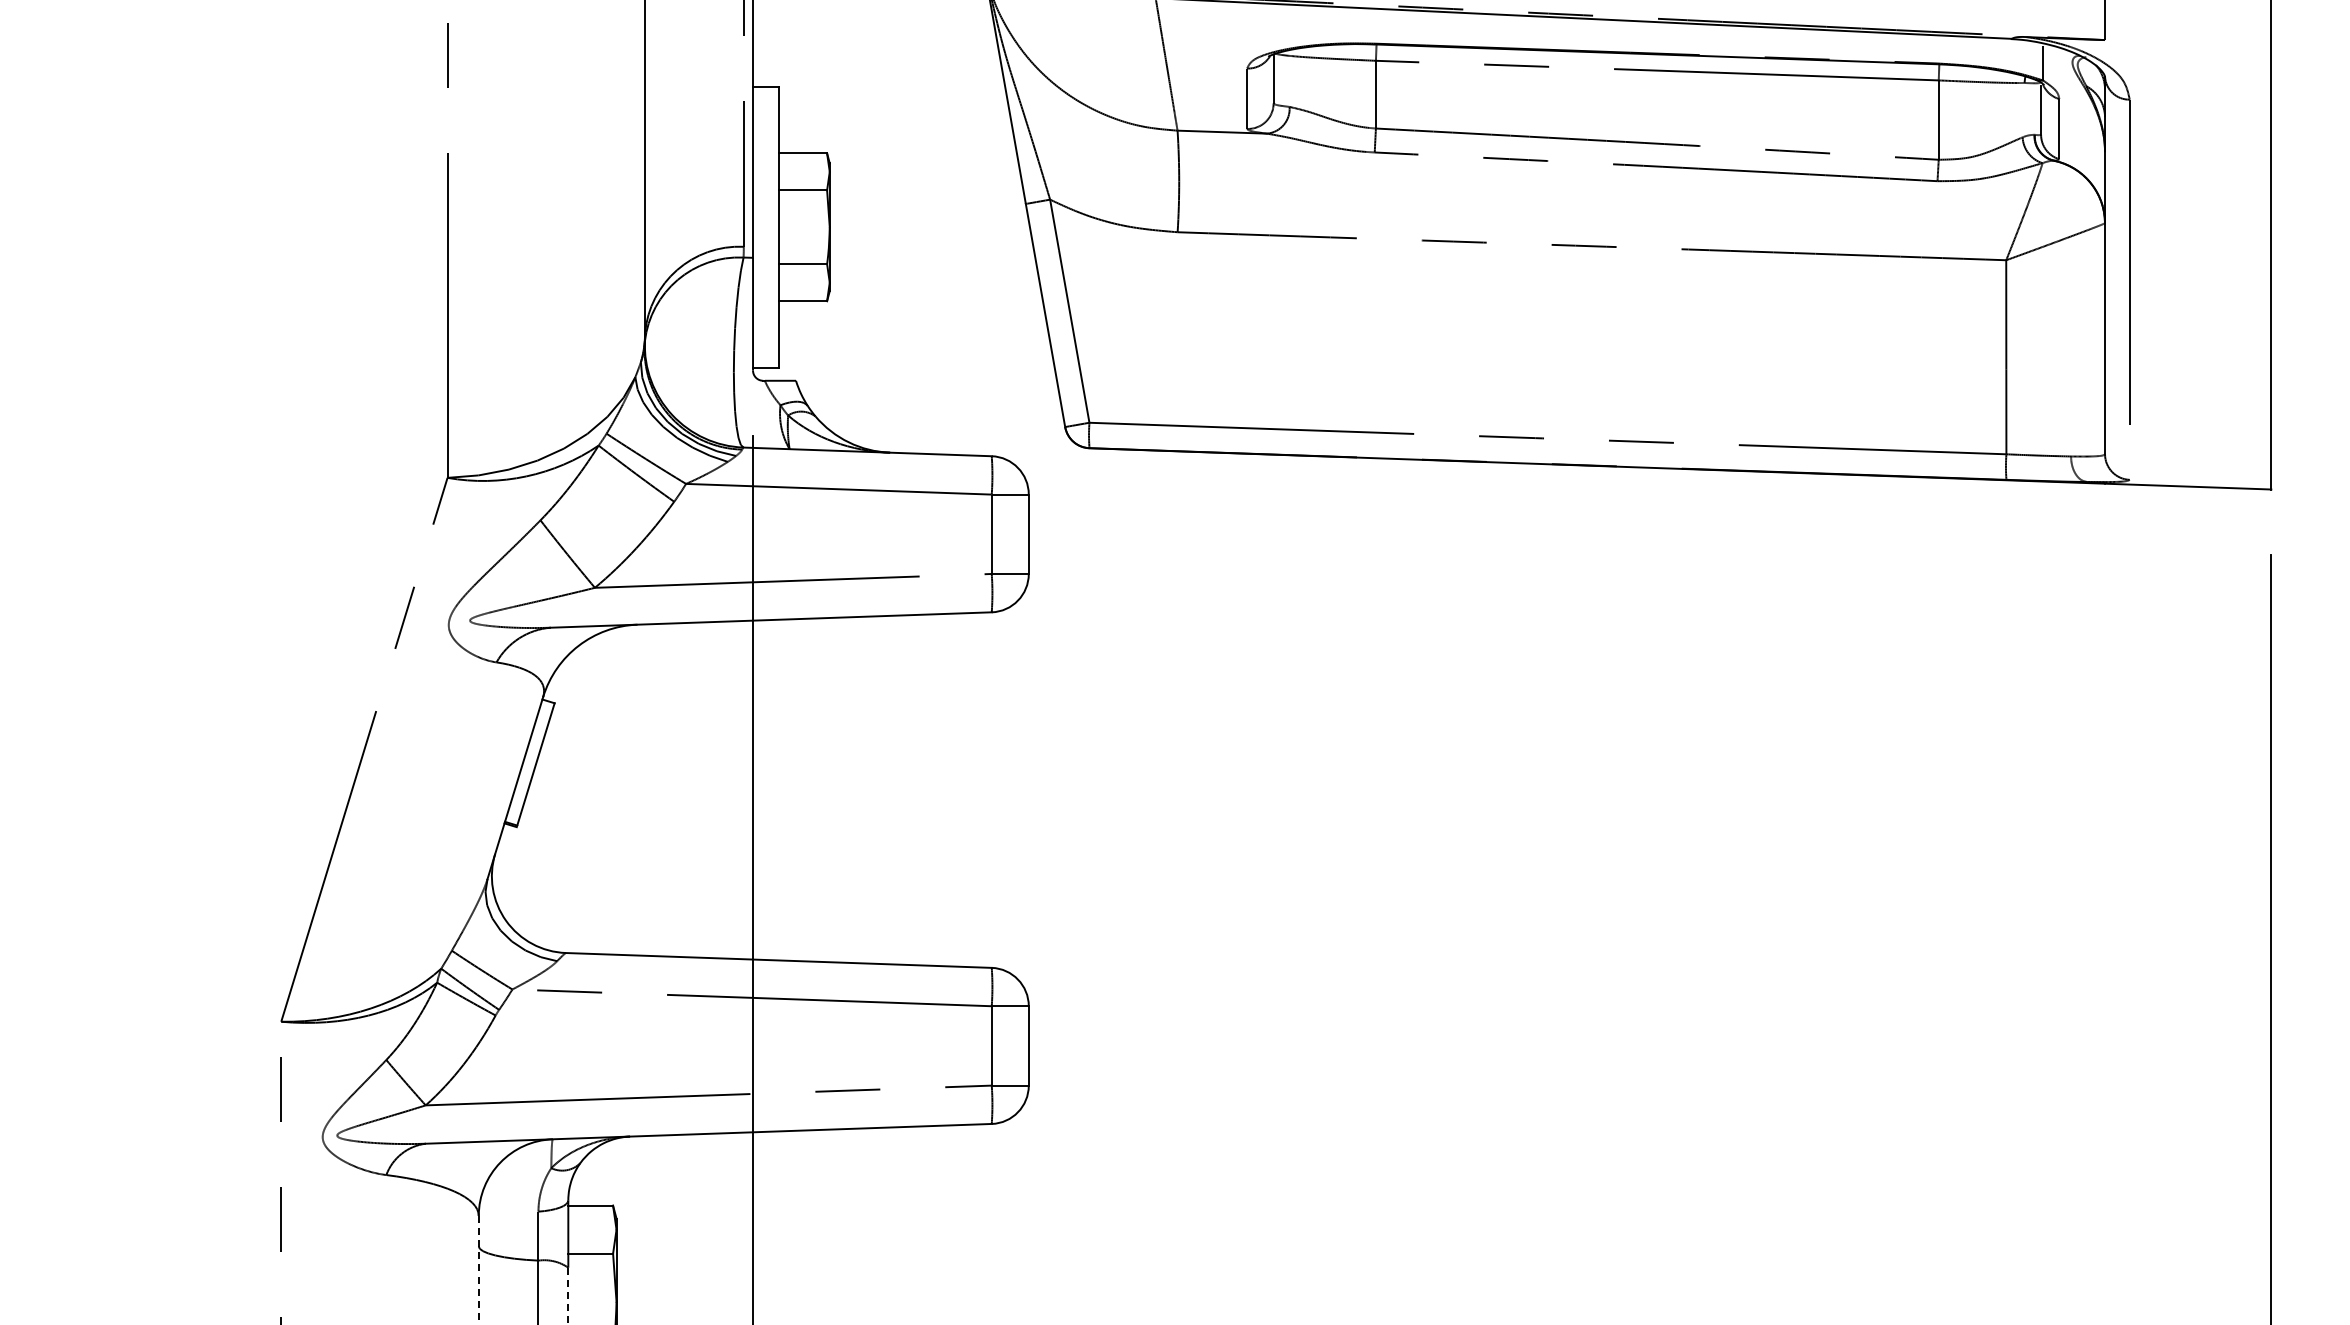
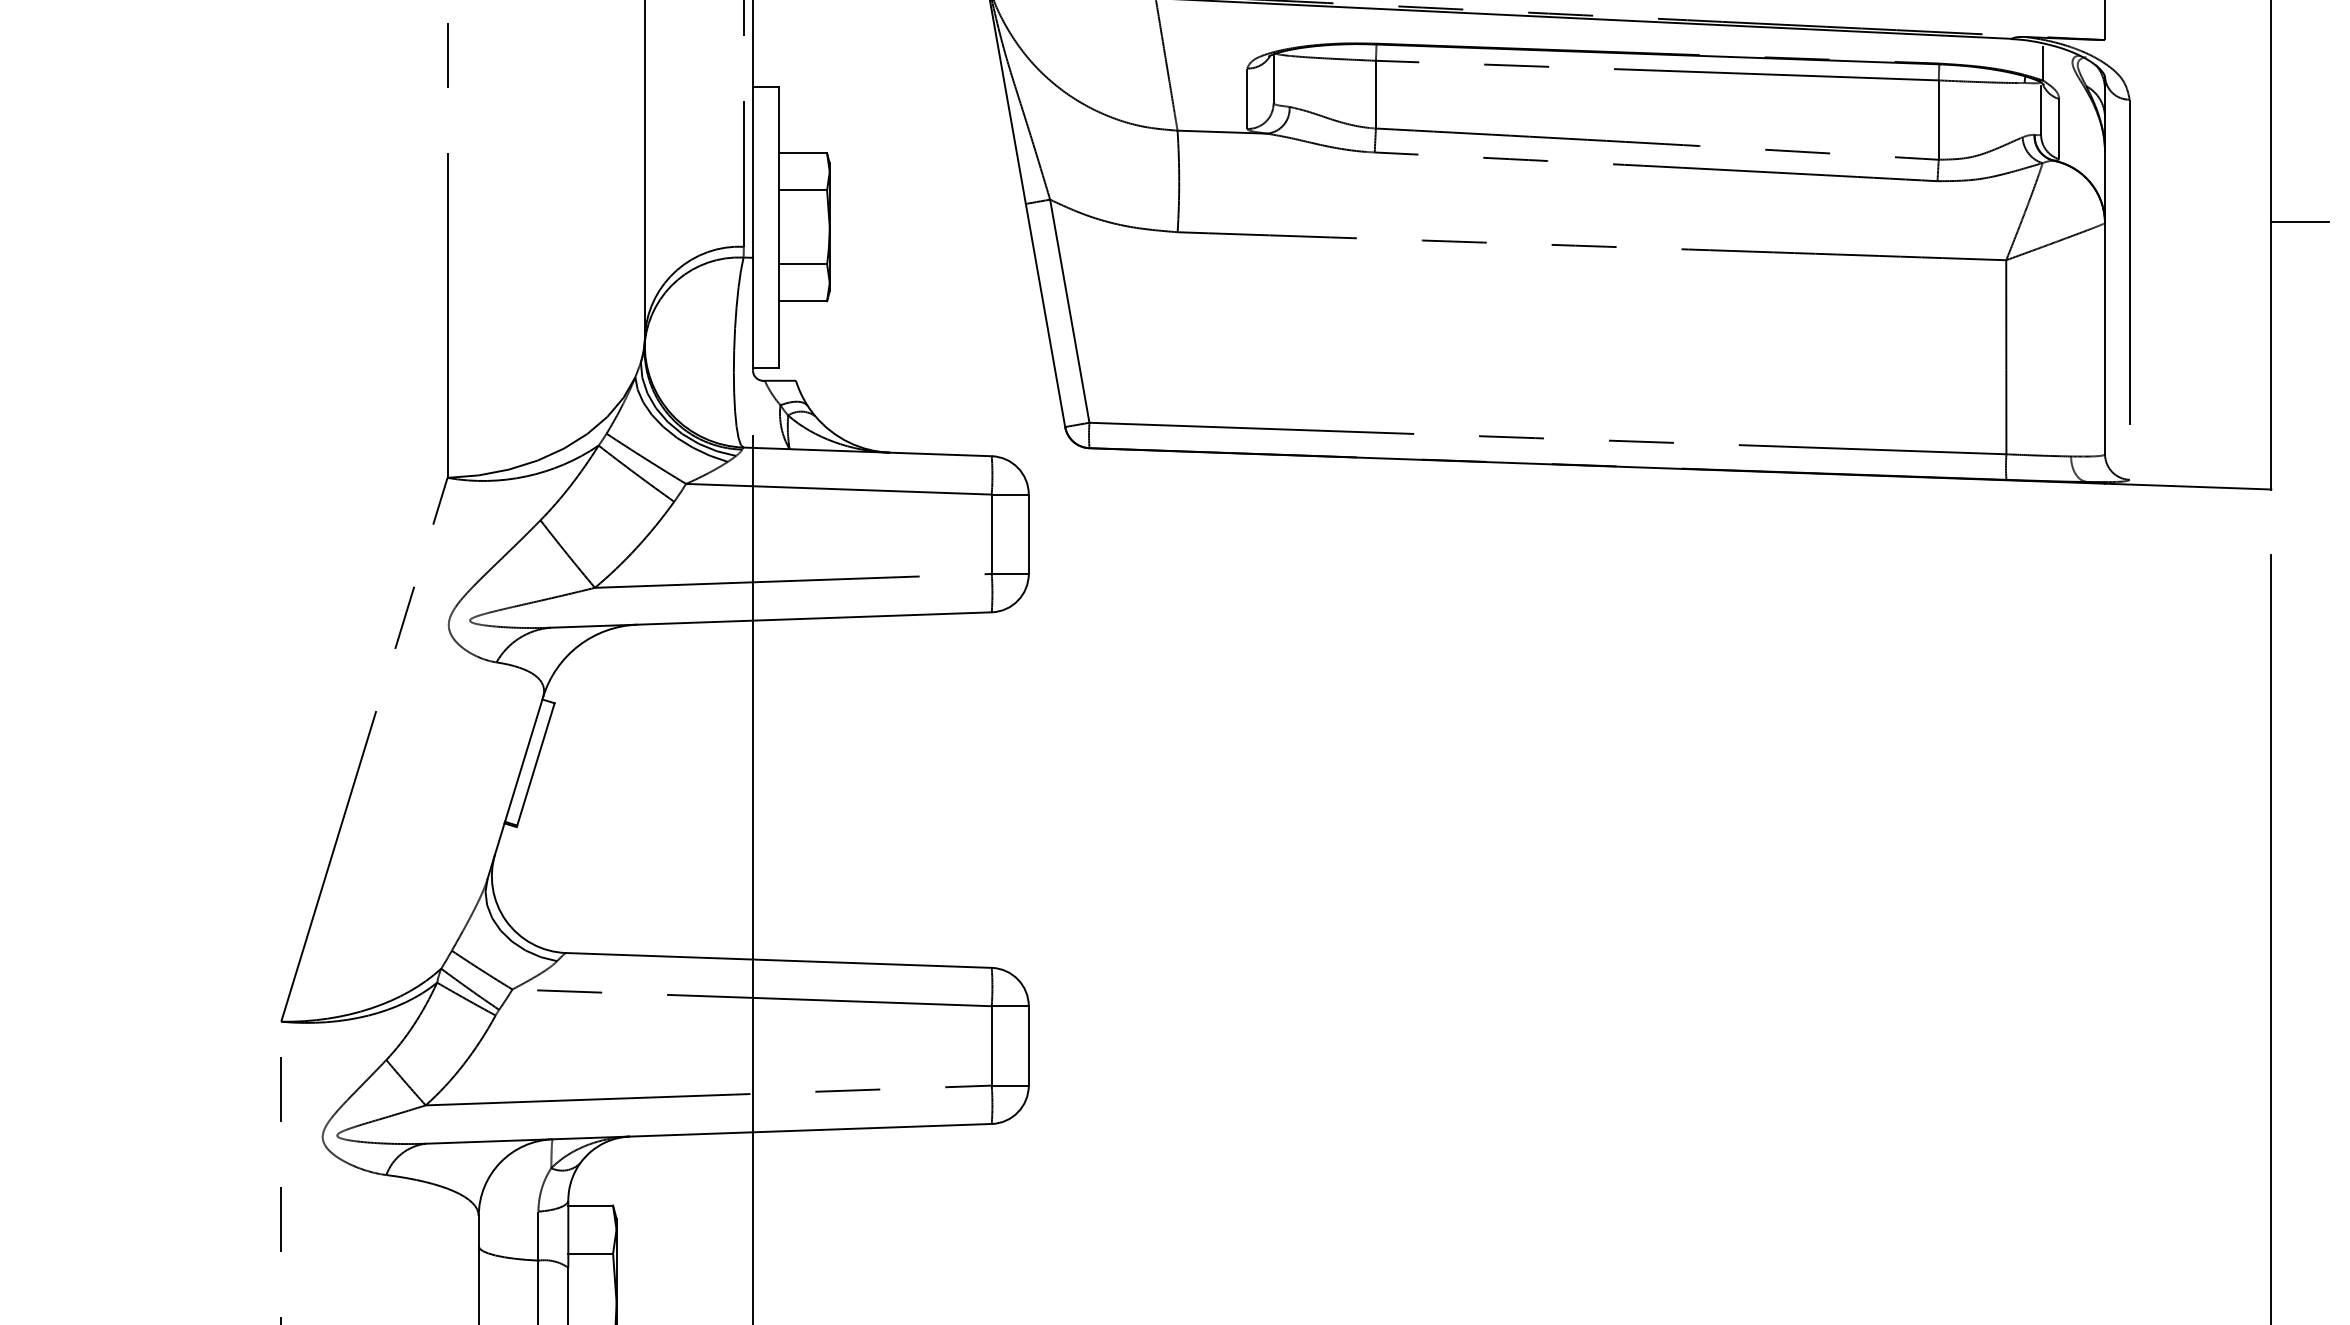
line: none -> present (2299, 221)
line: dashed -> solid (478, 1270)
line: dashed -> solid (568, 1296)
